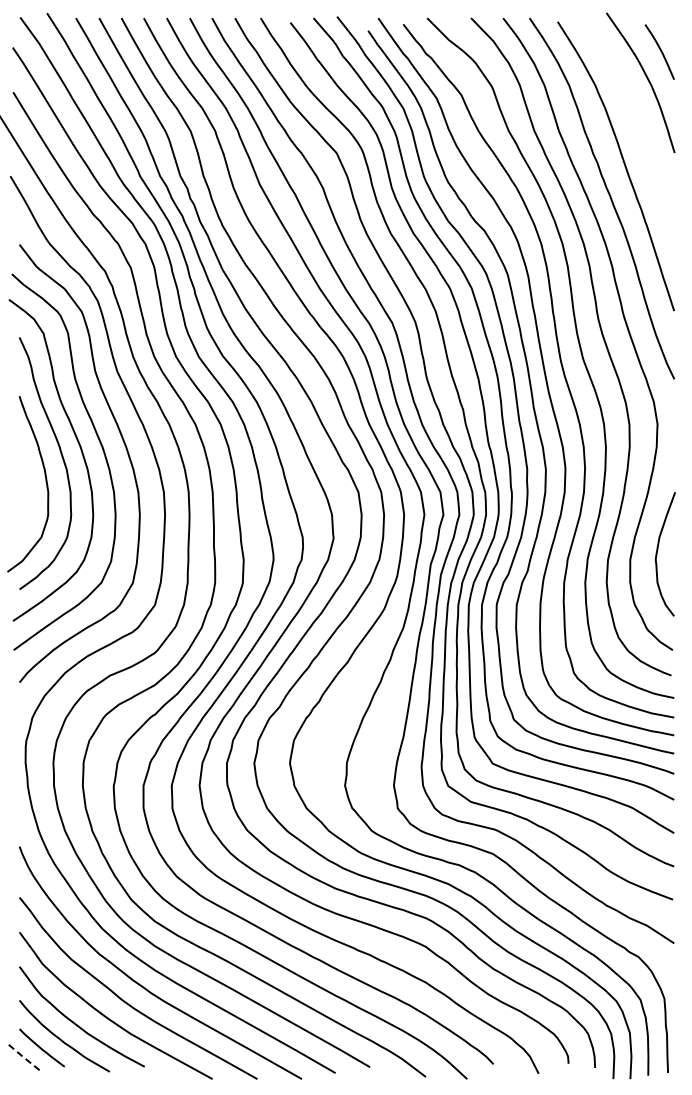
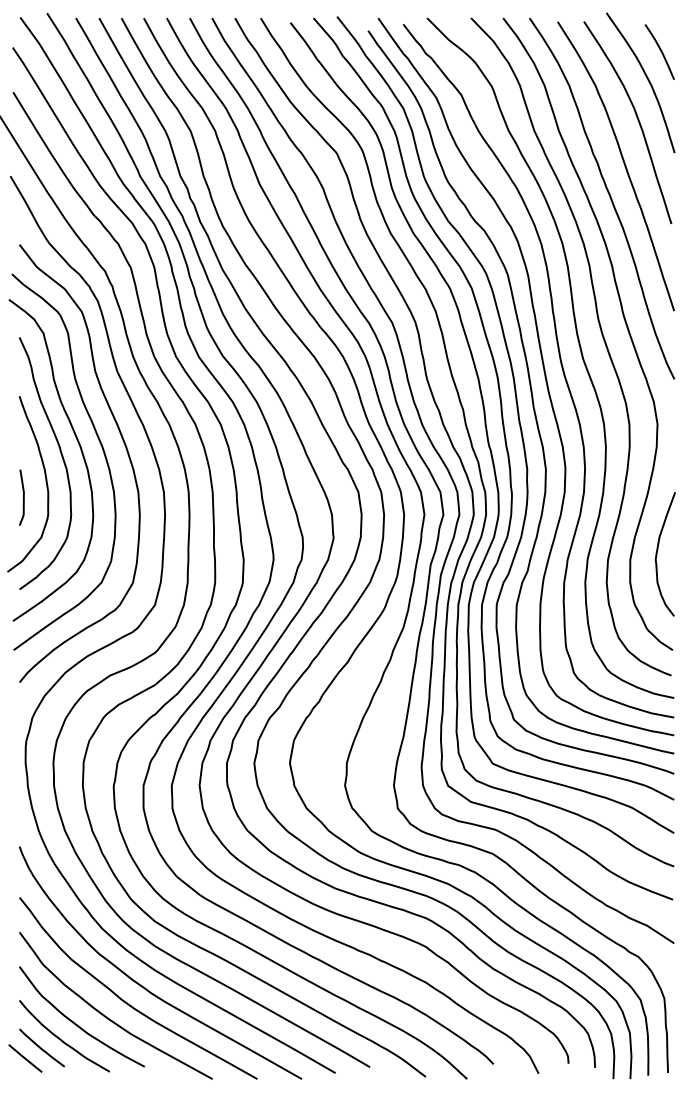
curve: none -> present (637, 120)
line: none -> present (23, 497)
line: dashed -> solid (25, 1058)
